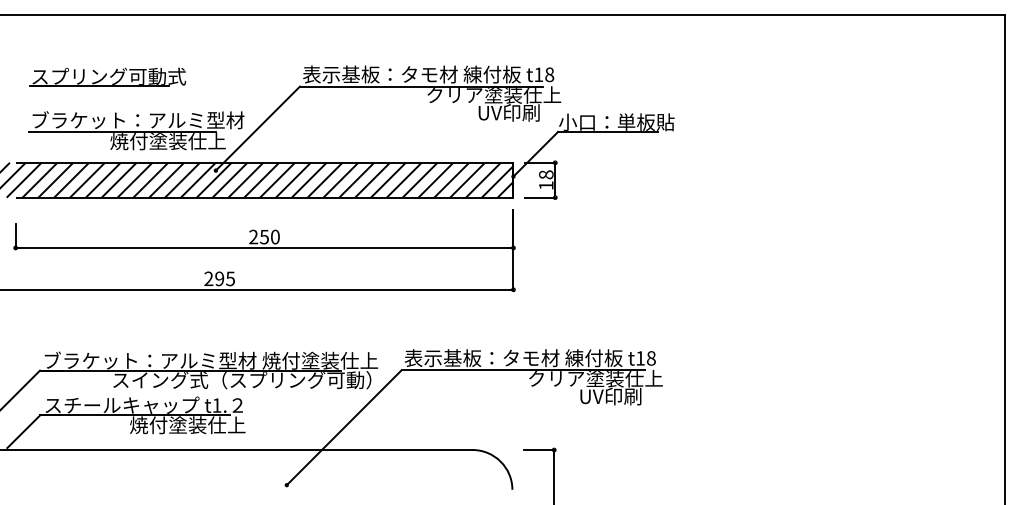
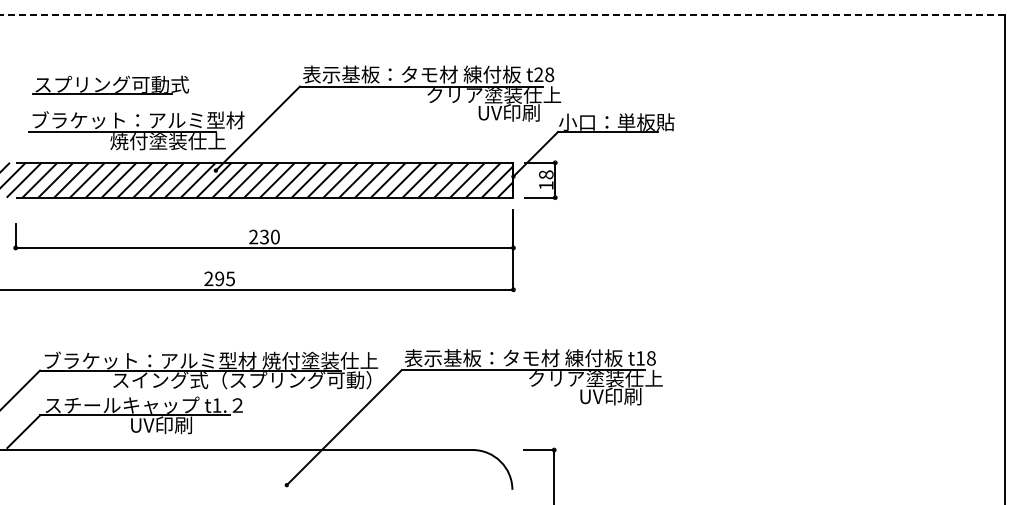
line: solid -> dashed (501, 15)
text: t18 -> t28 (538, 74)
part position: (107, 76) -> (110, 84) (110, 84)
text: 250 -> 230 (264, 236)
text: 焼付塗装仕上 -> UV印刷 (187, 425)
